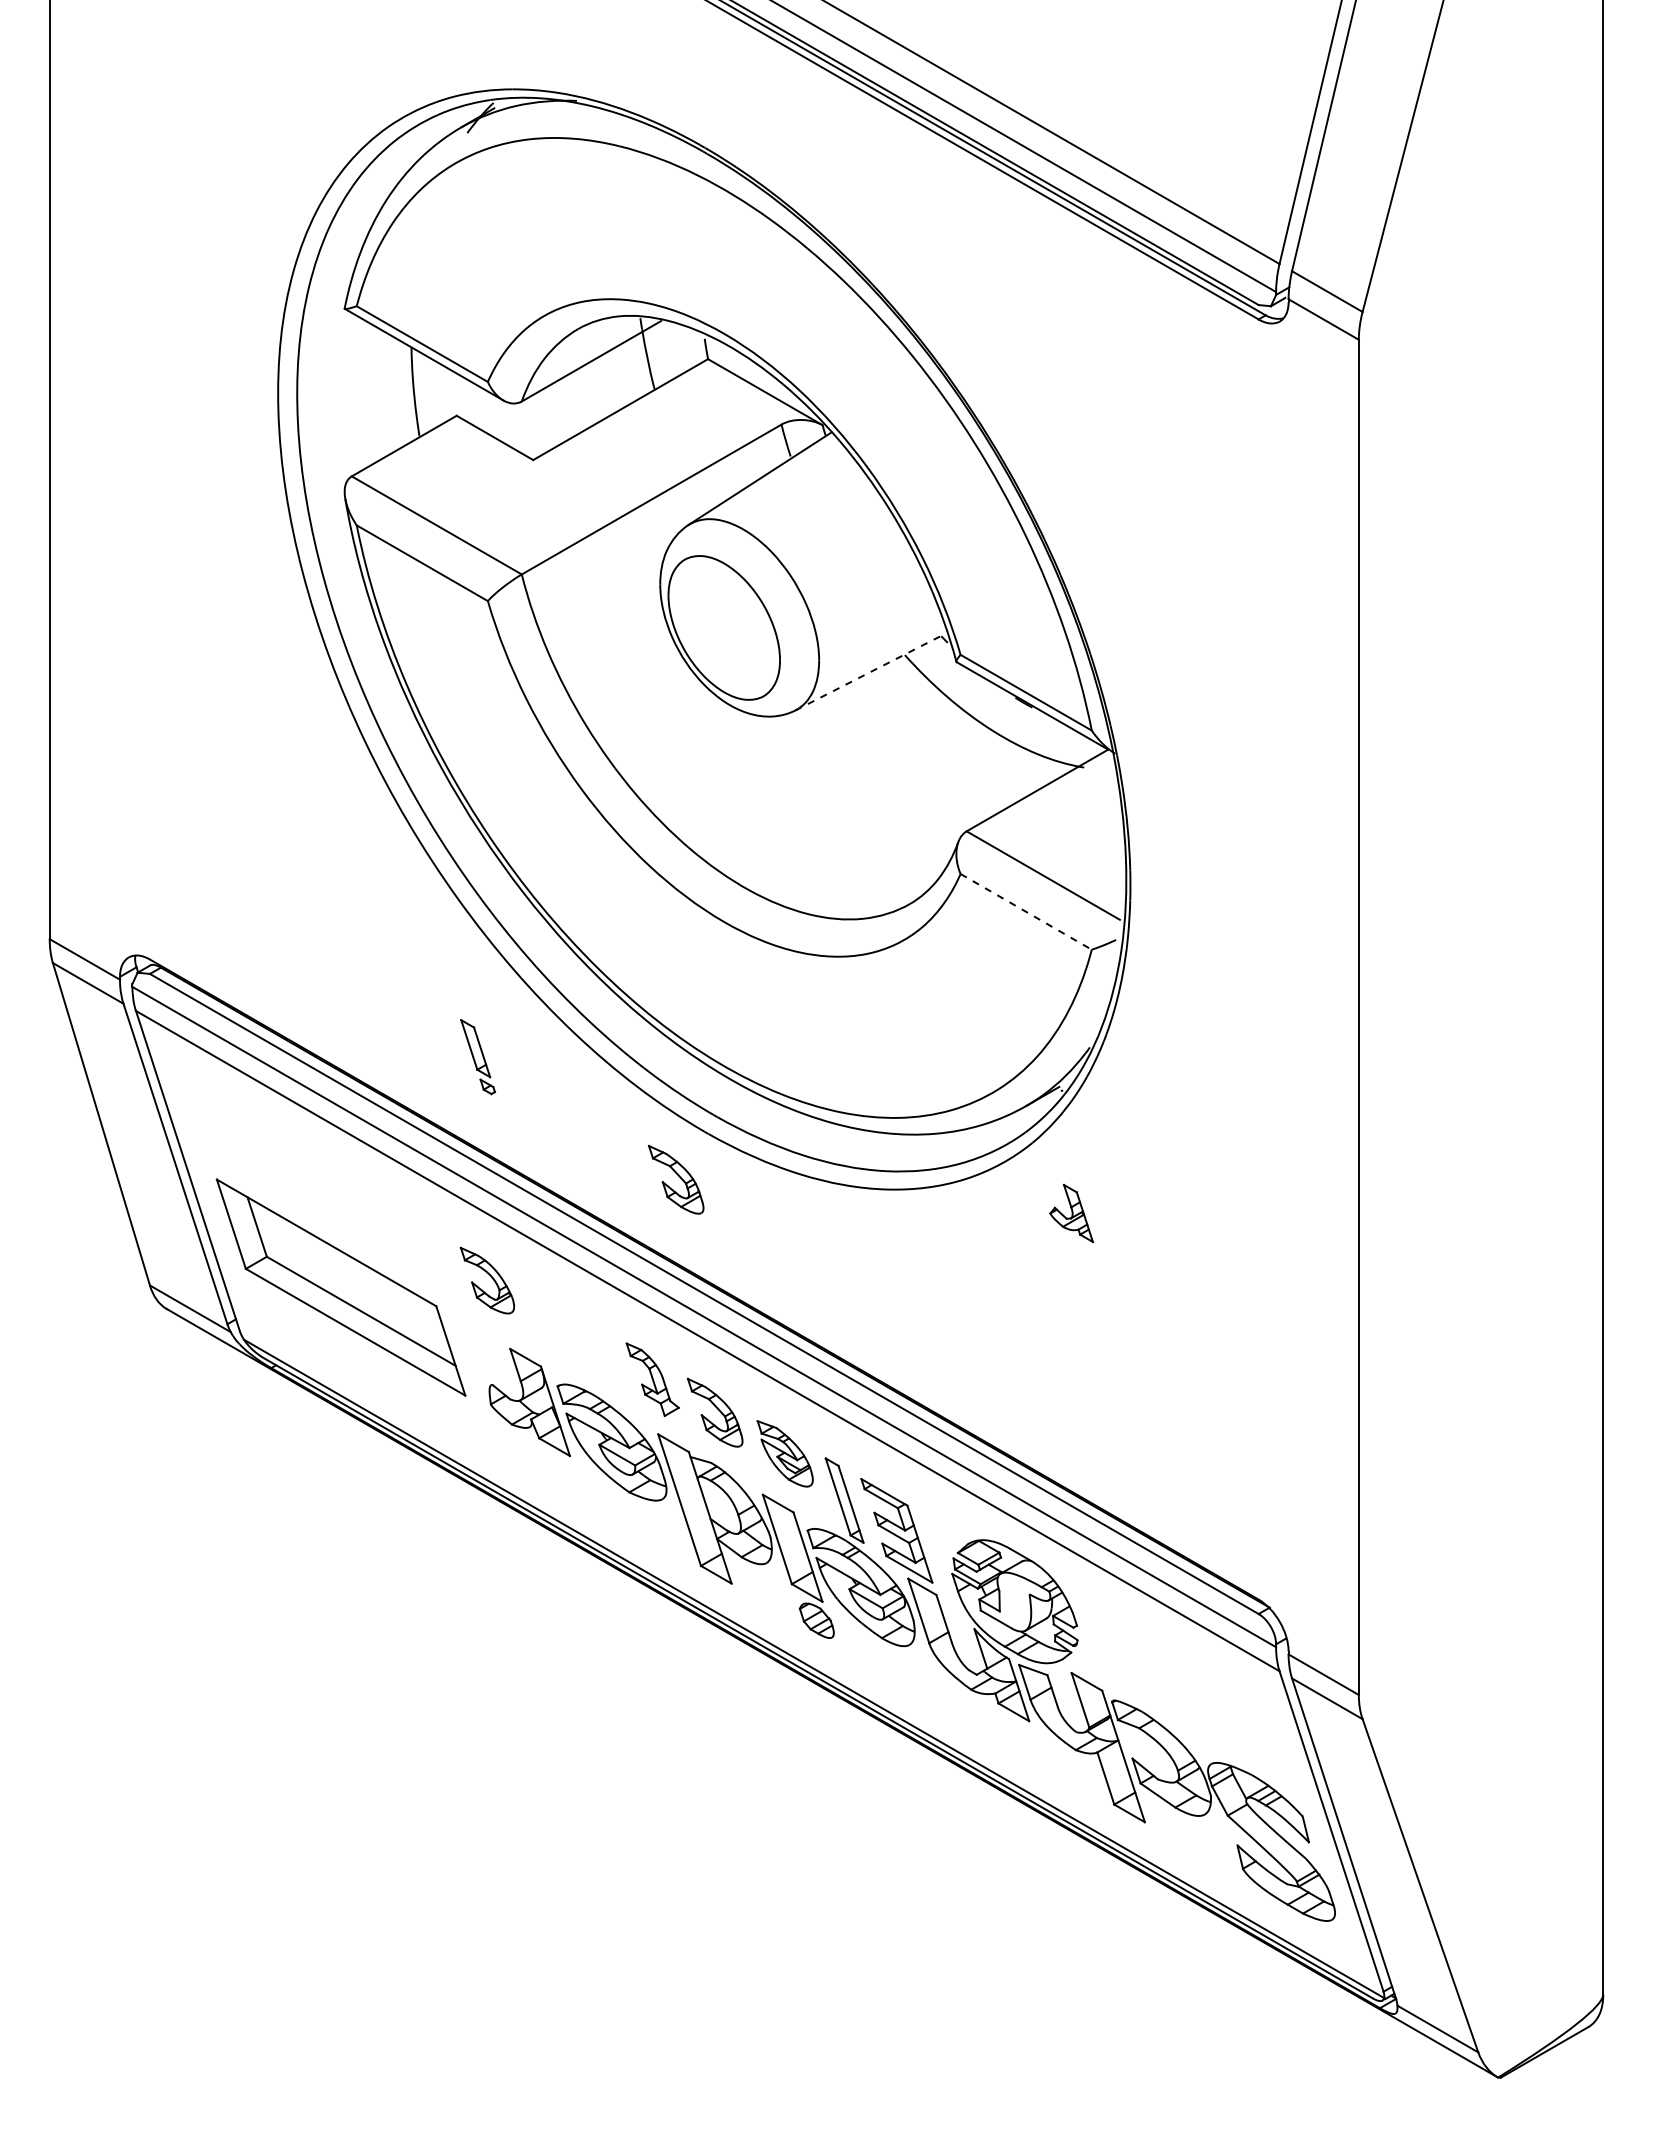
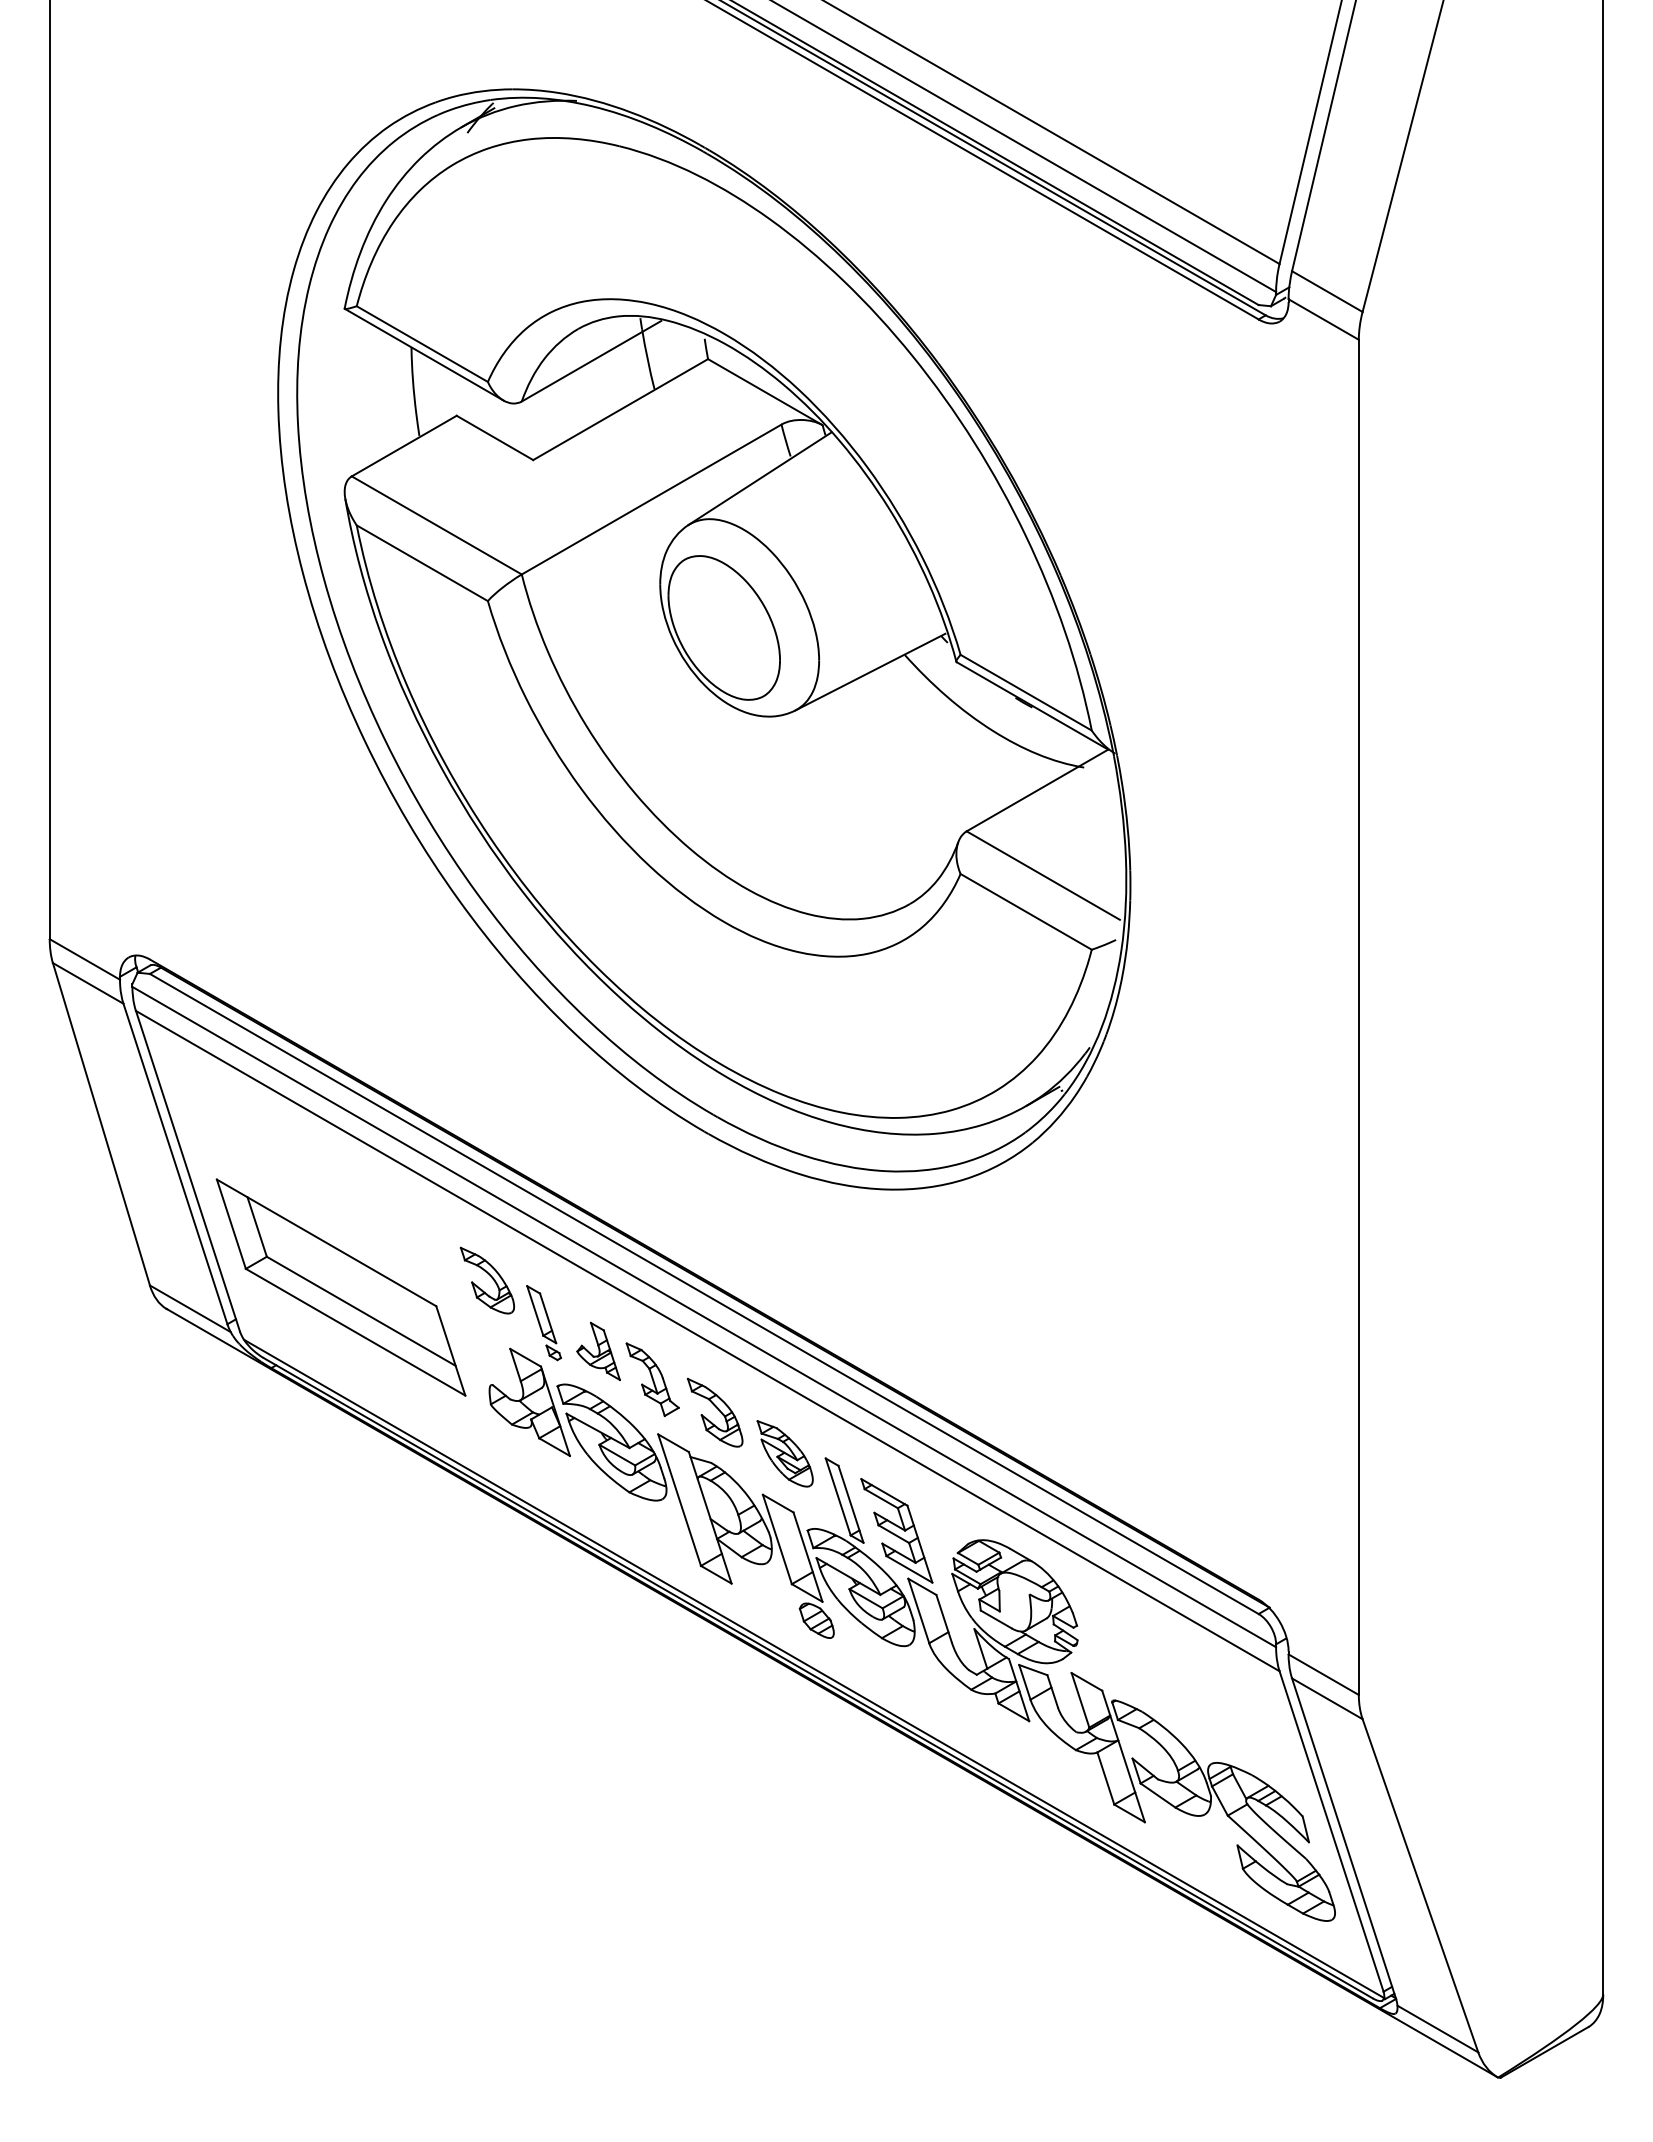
line: dashed -> solid (870, 671)
line: dashed -> solid (1026, 911)
part position: (478, 1057) -> (544, 1323) (544, 1323)
part: present -> none (676, 1179)
part position: (1071, 1213) -> (598, 1351) (598, 1351)
